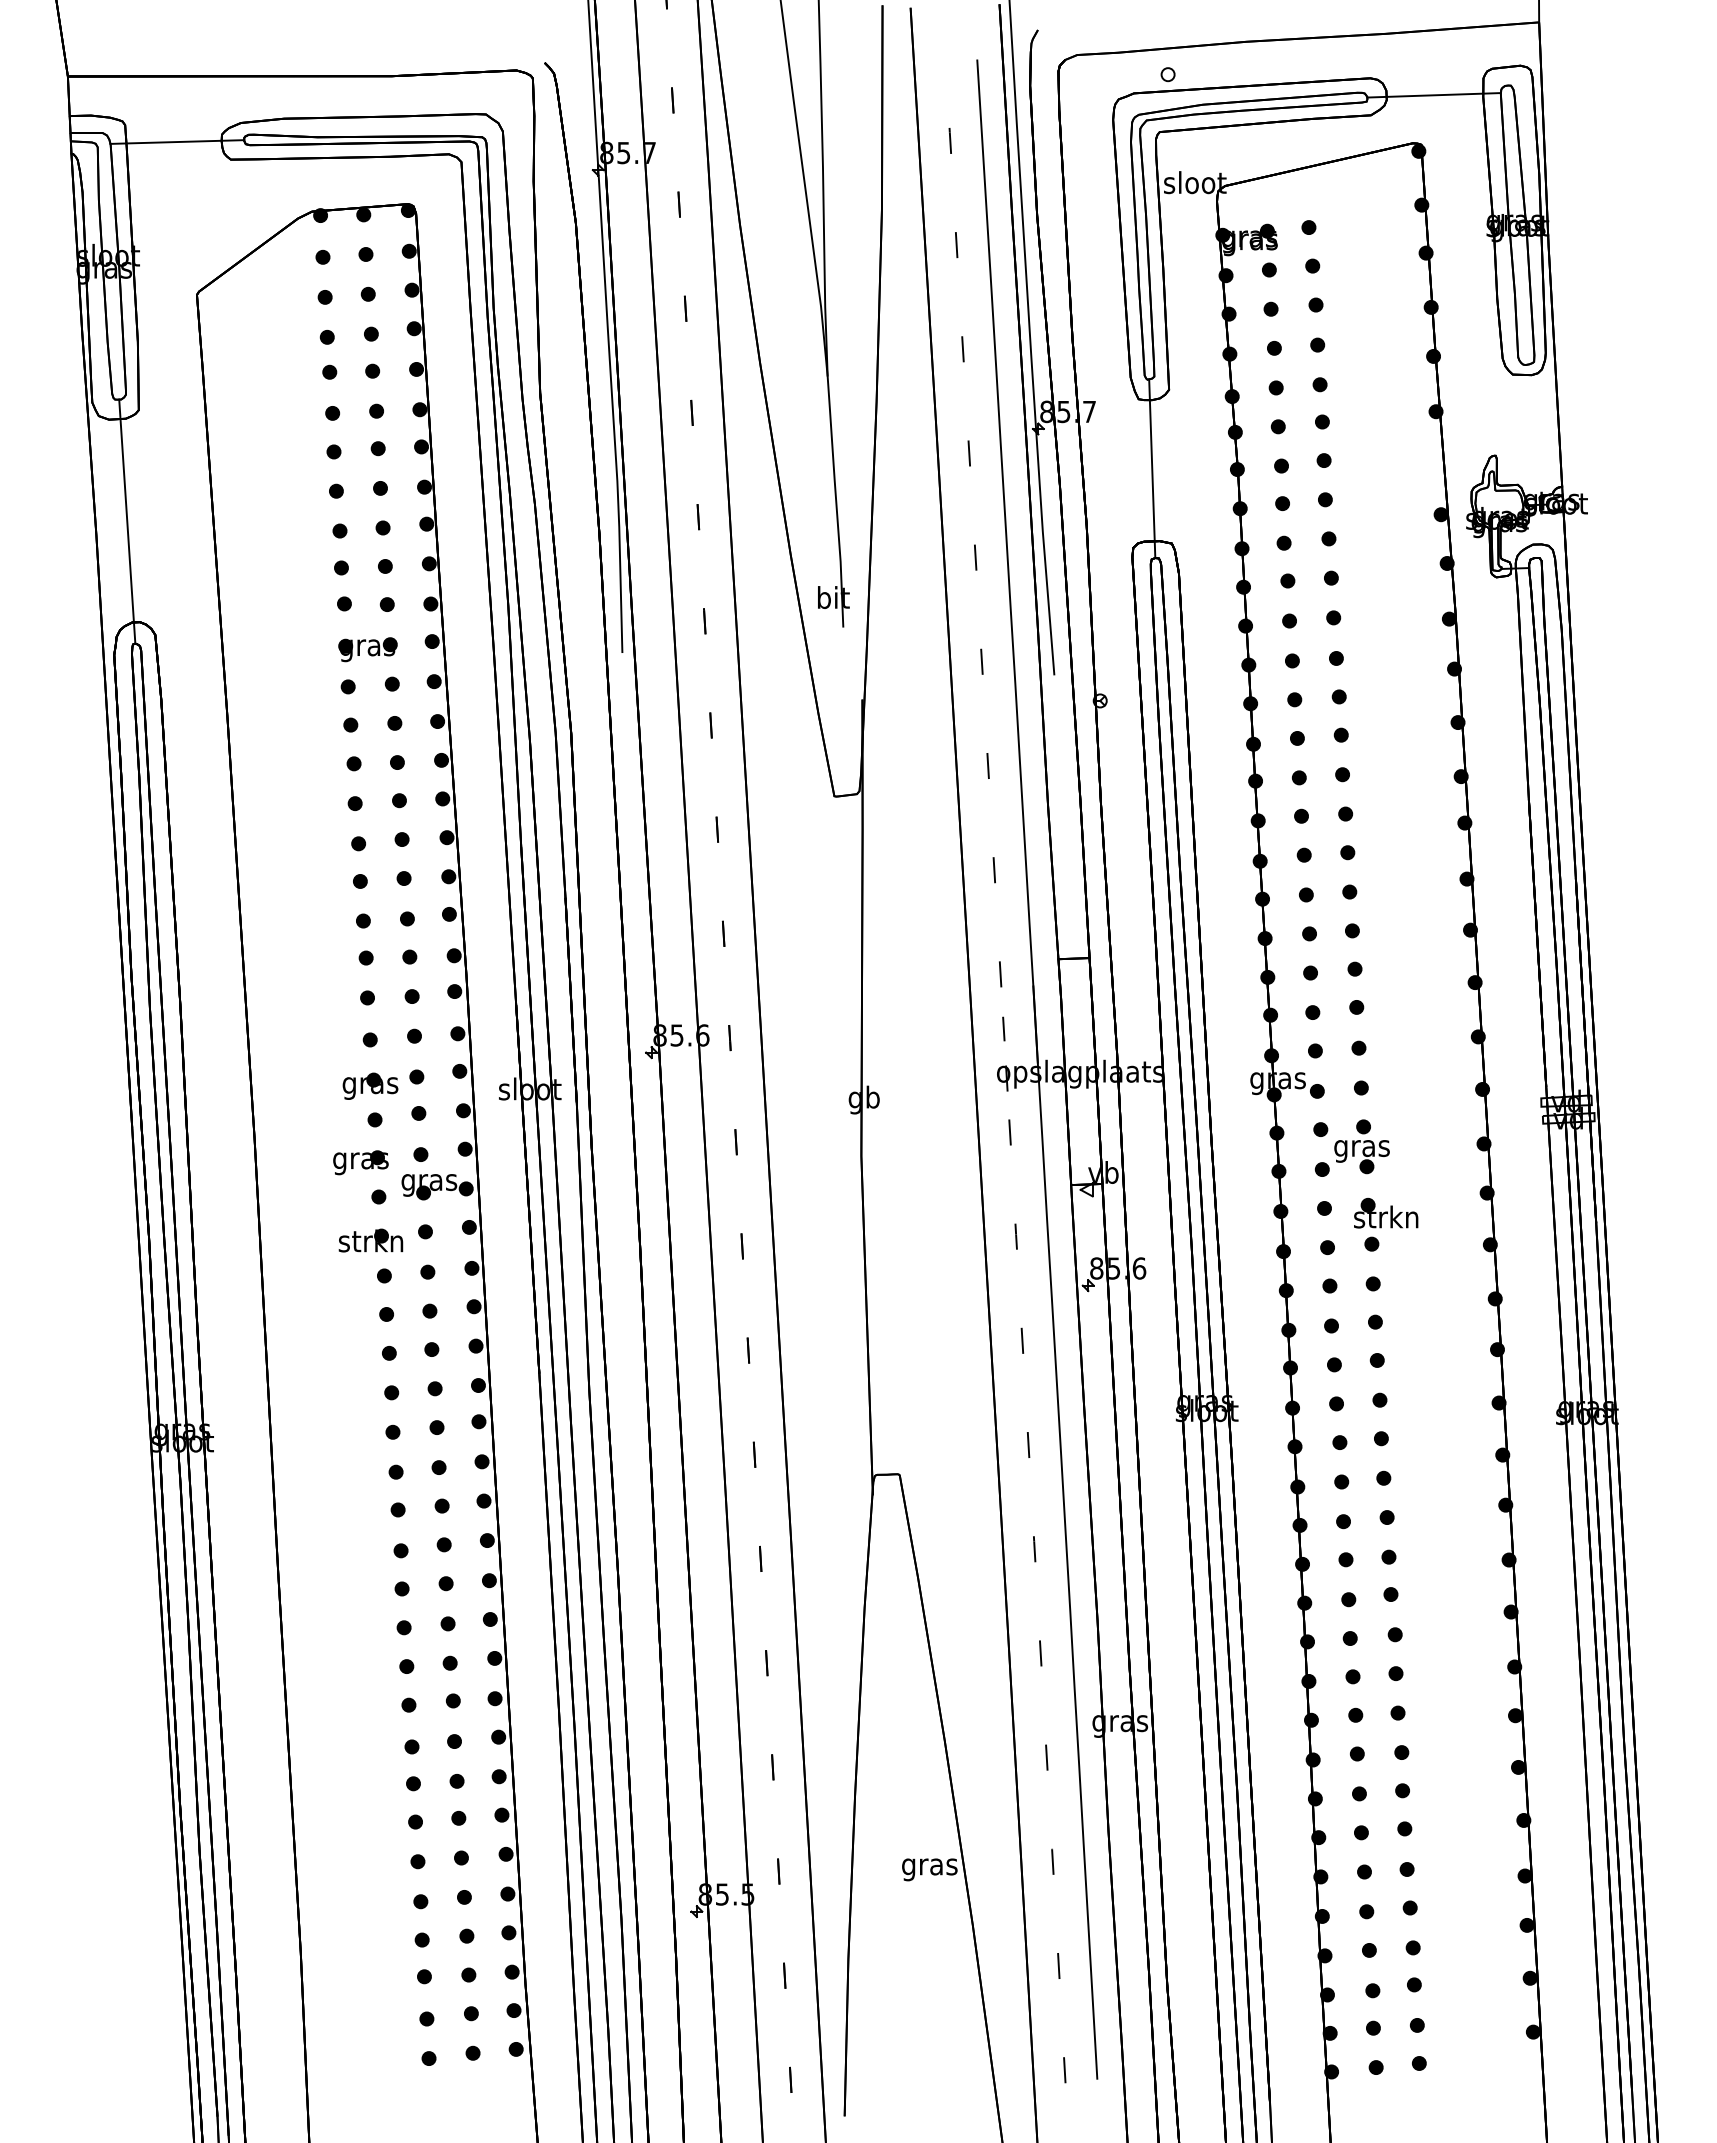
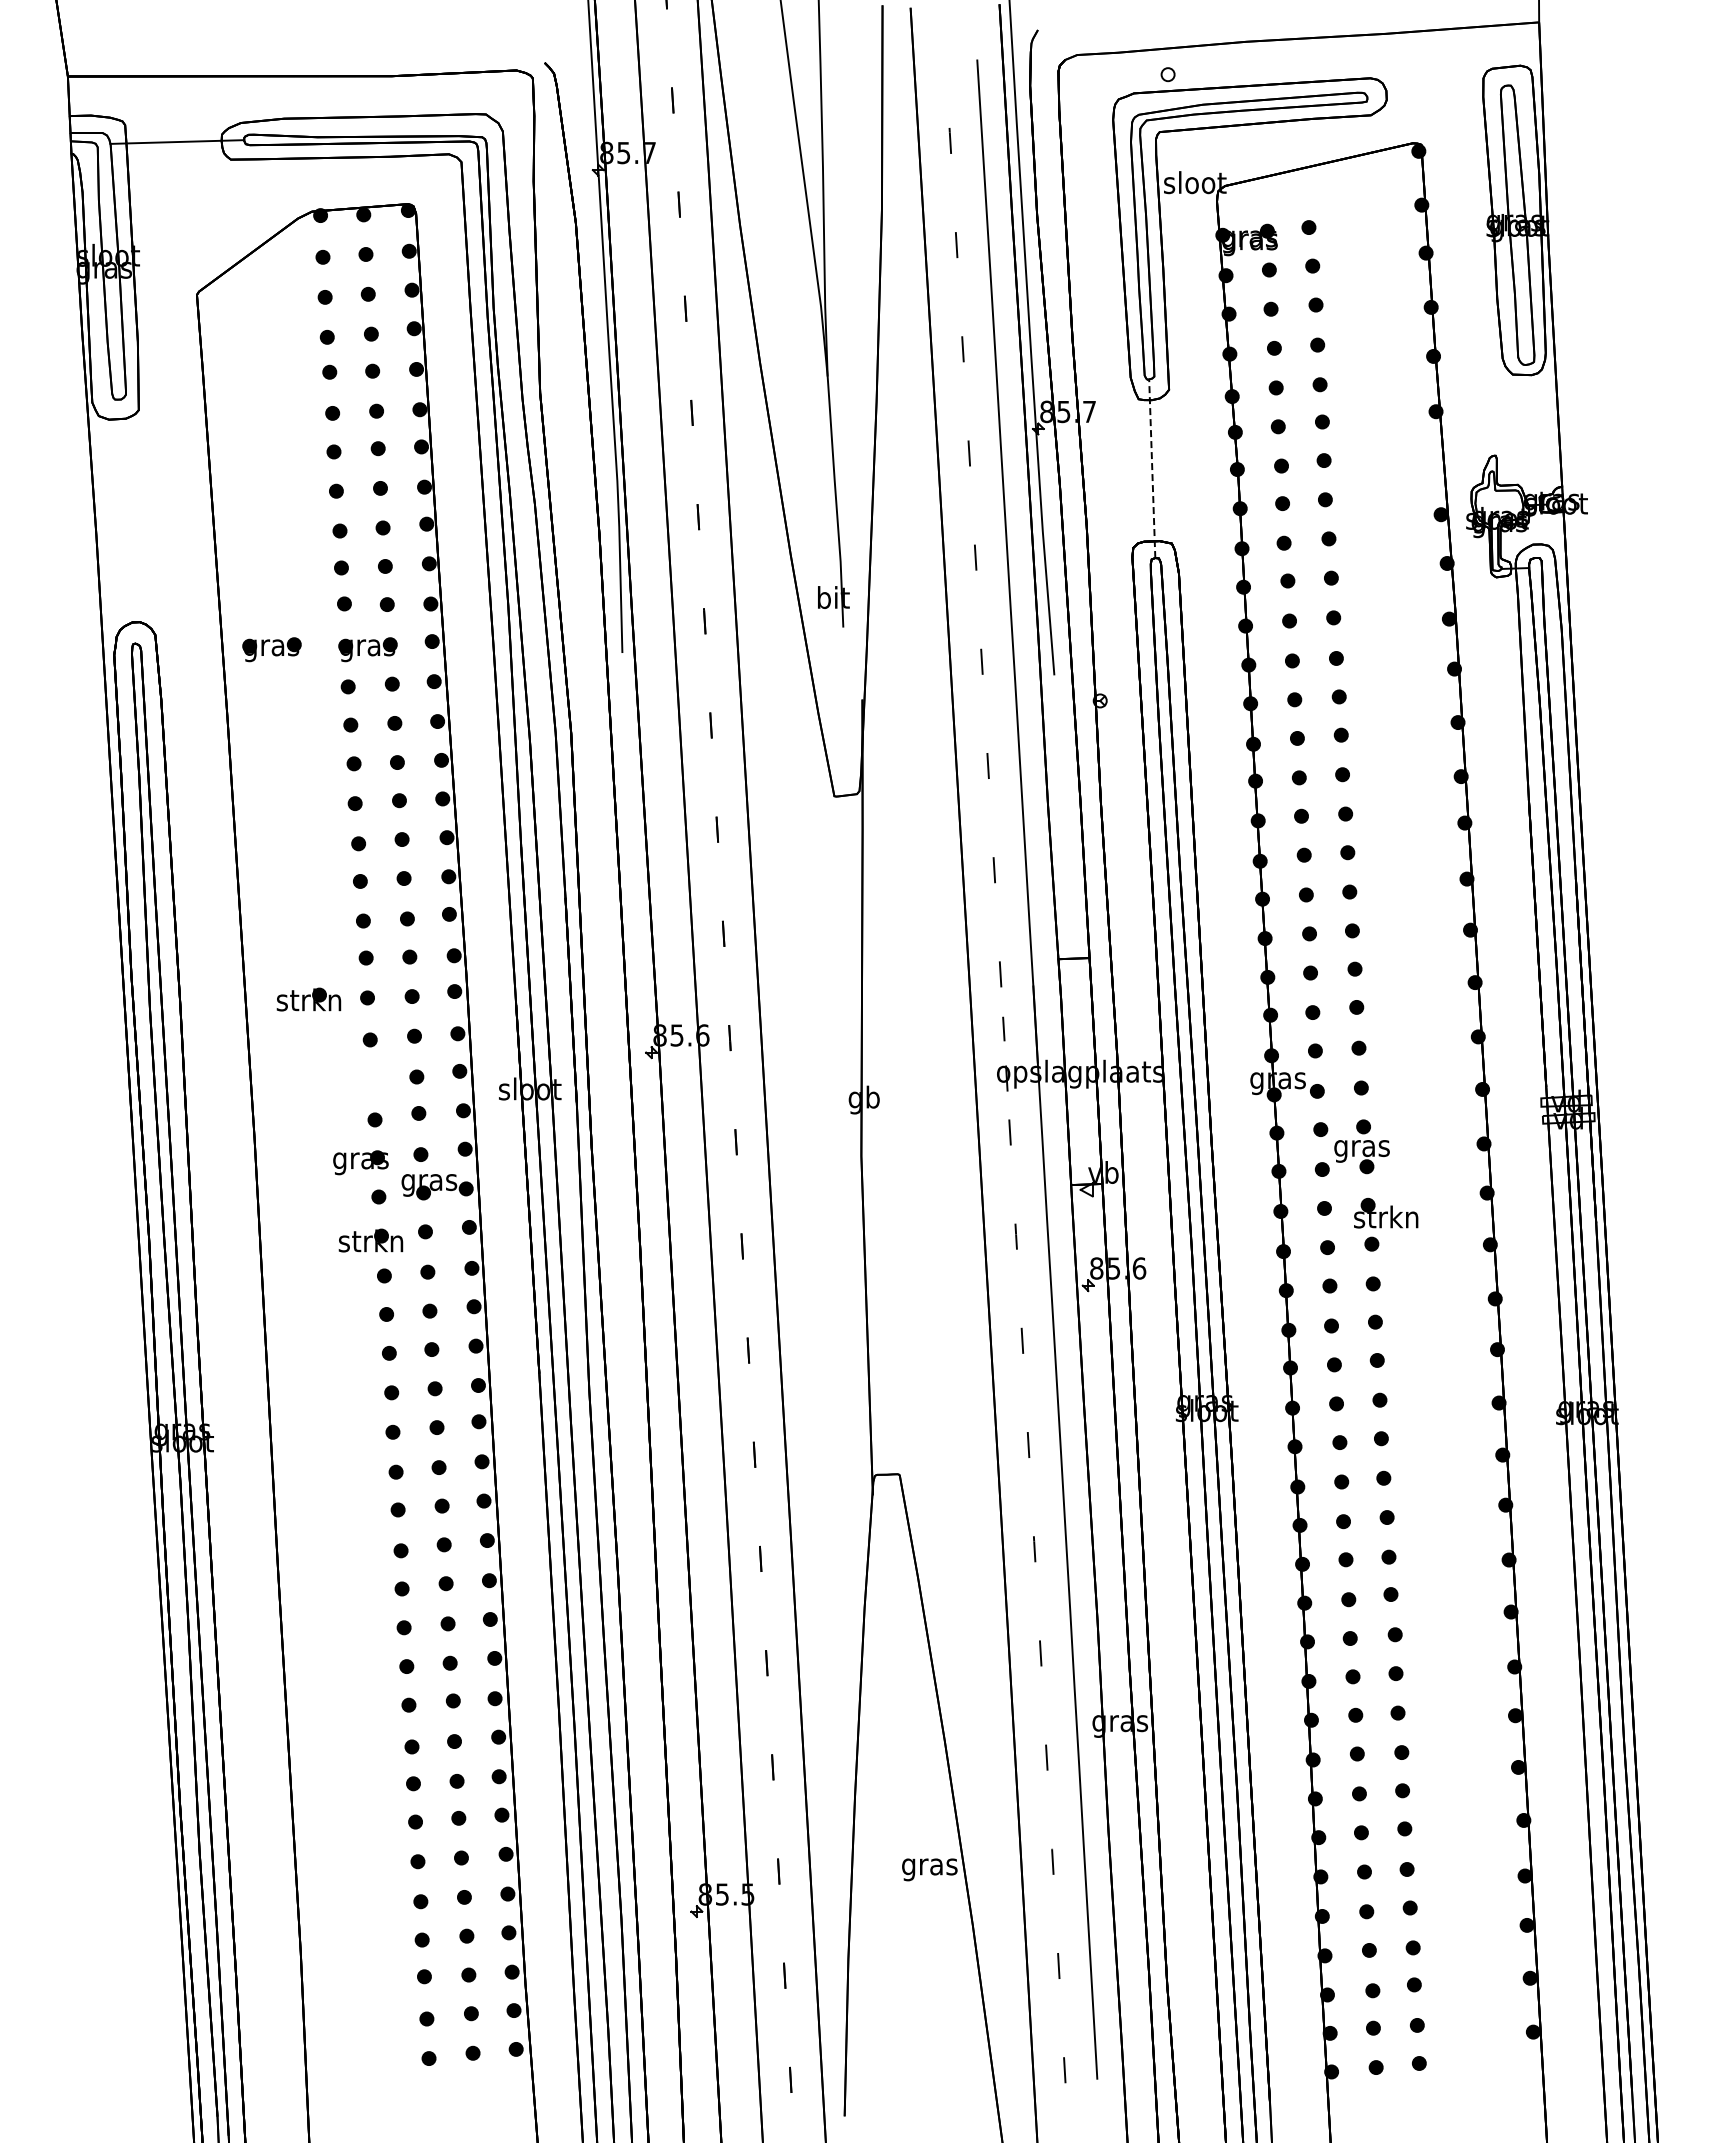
line: present -> none (1433, 95)
line: solid -> dashed (1152, 468)
line: present -> none (127, 521)
part: none -> present (271, 649)
part: none -> present (308, 999)
part: present -> none (370, 1085)
